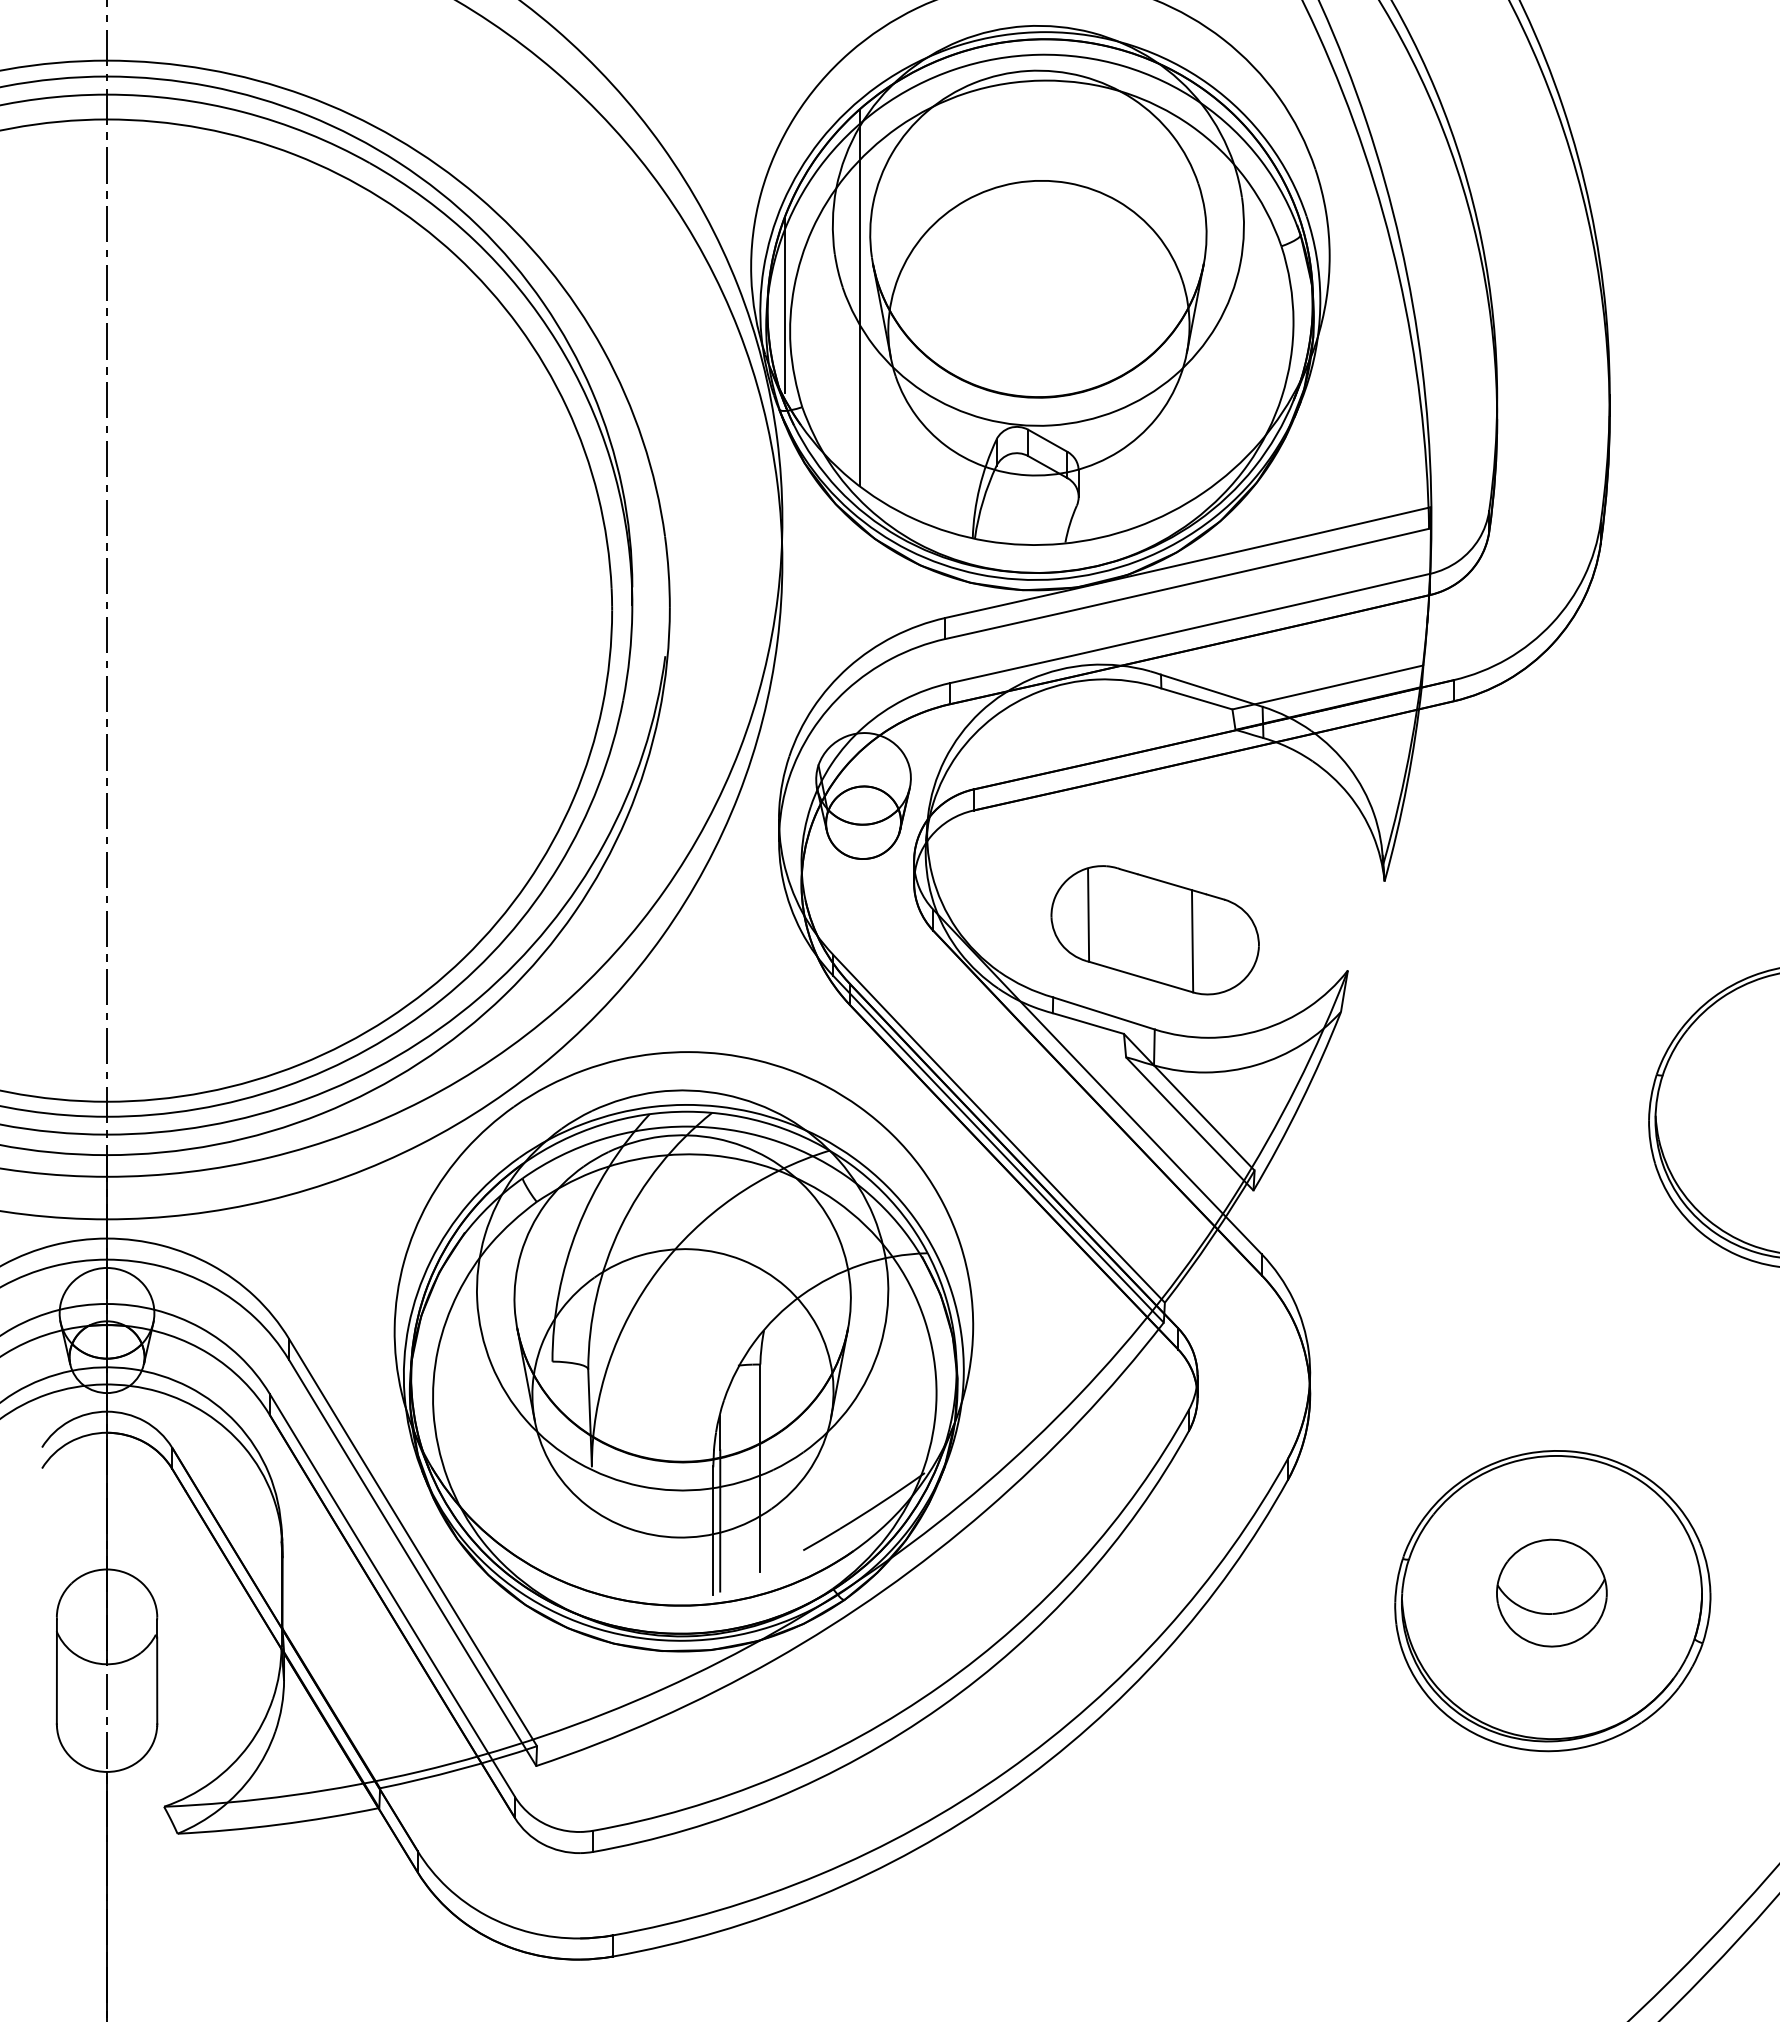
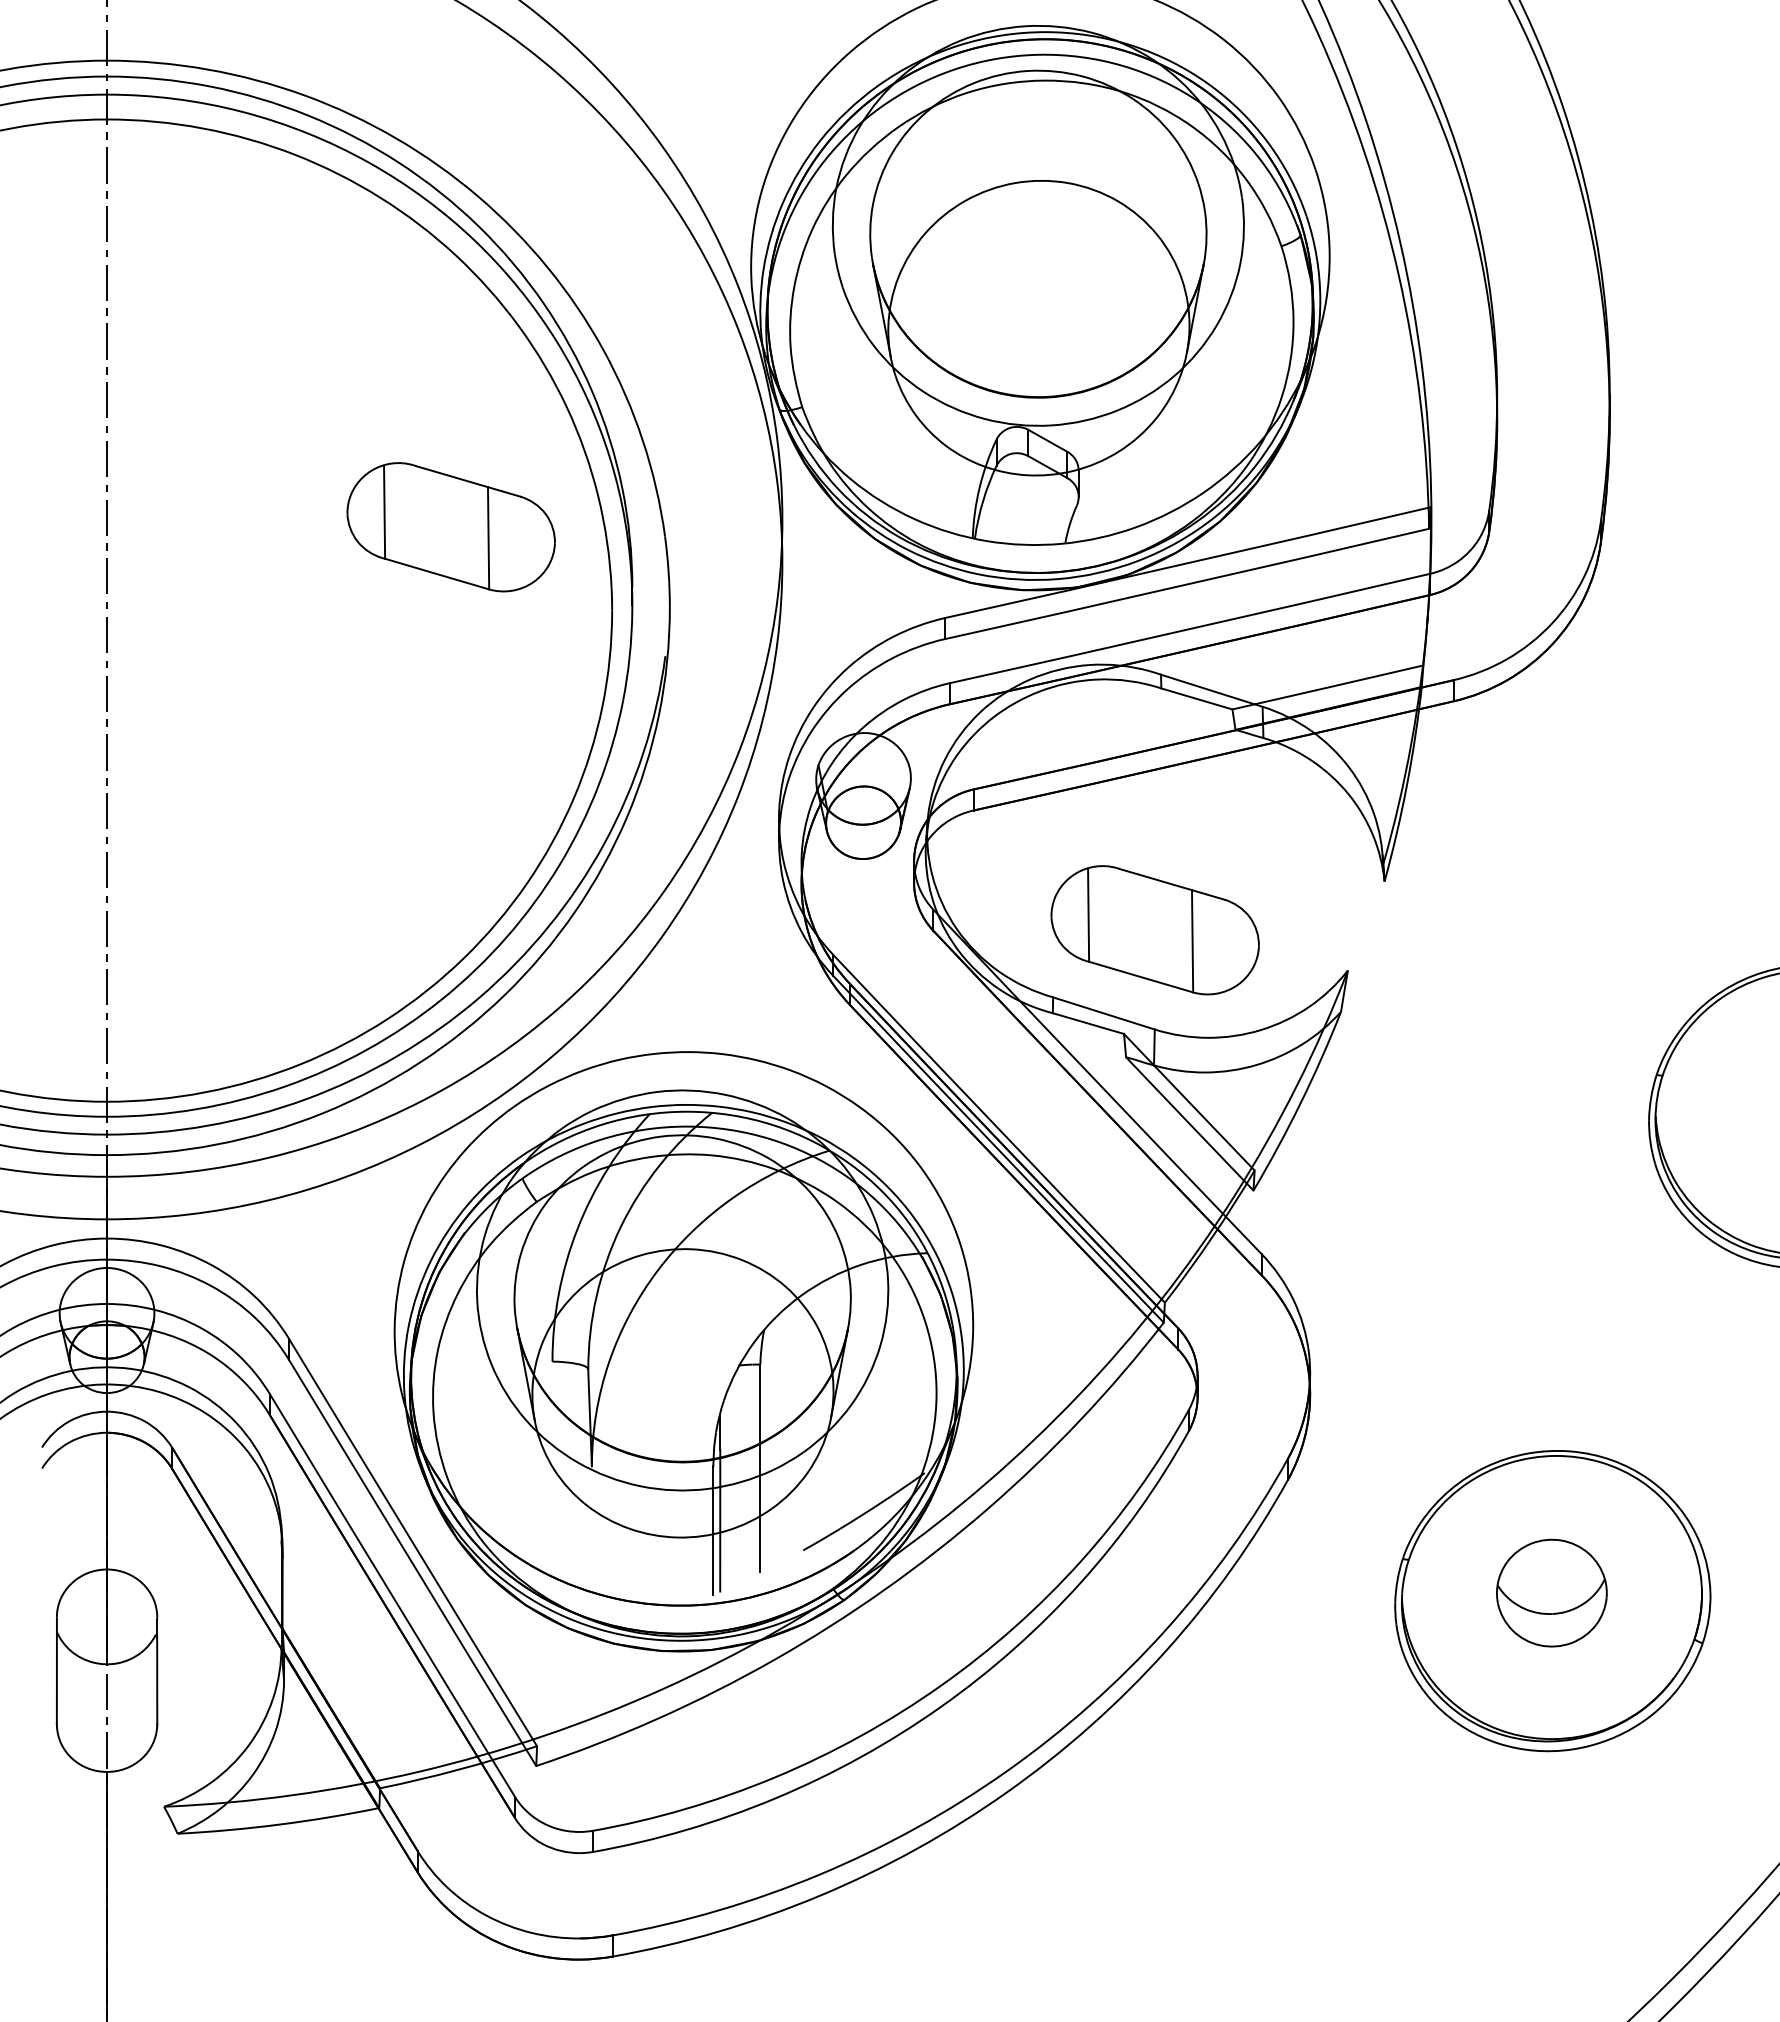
line: present -> none (860, 297)
line: present -> none (785, 305)
part: none -> present (450, 527)
